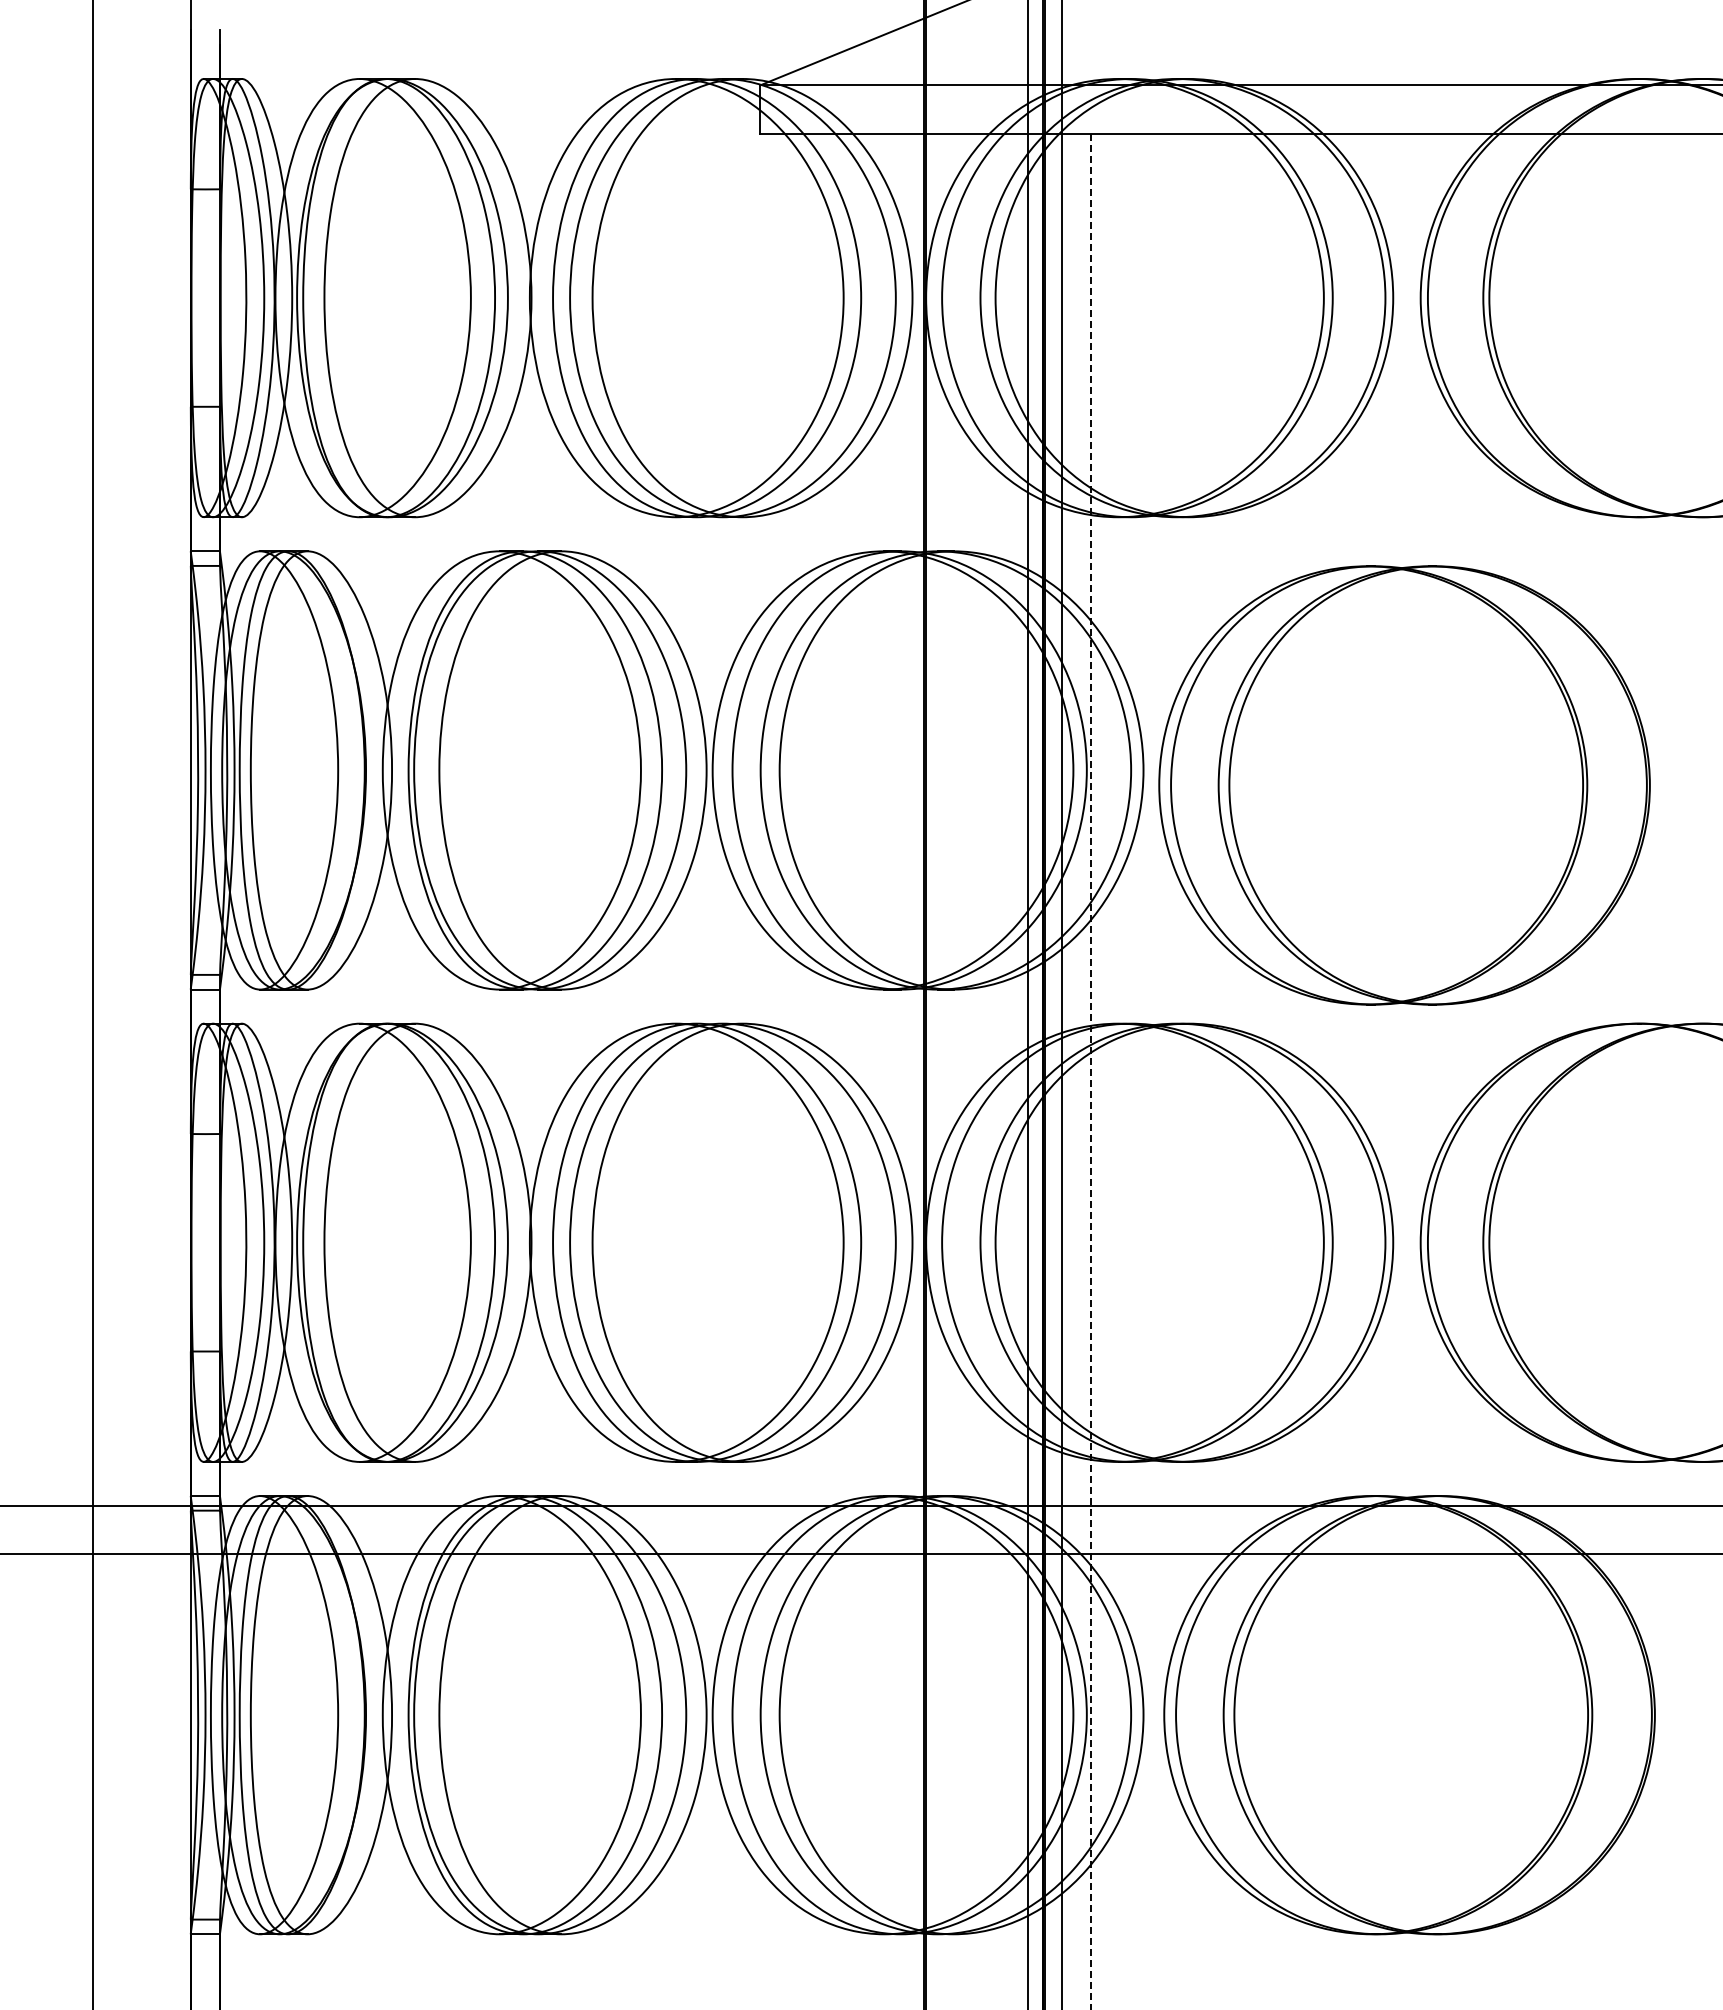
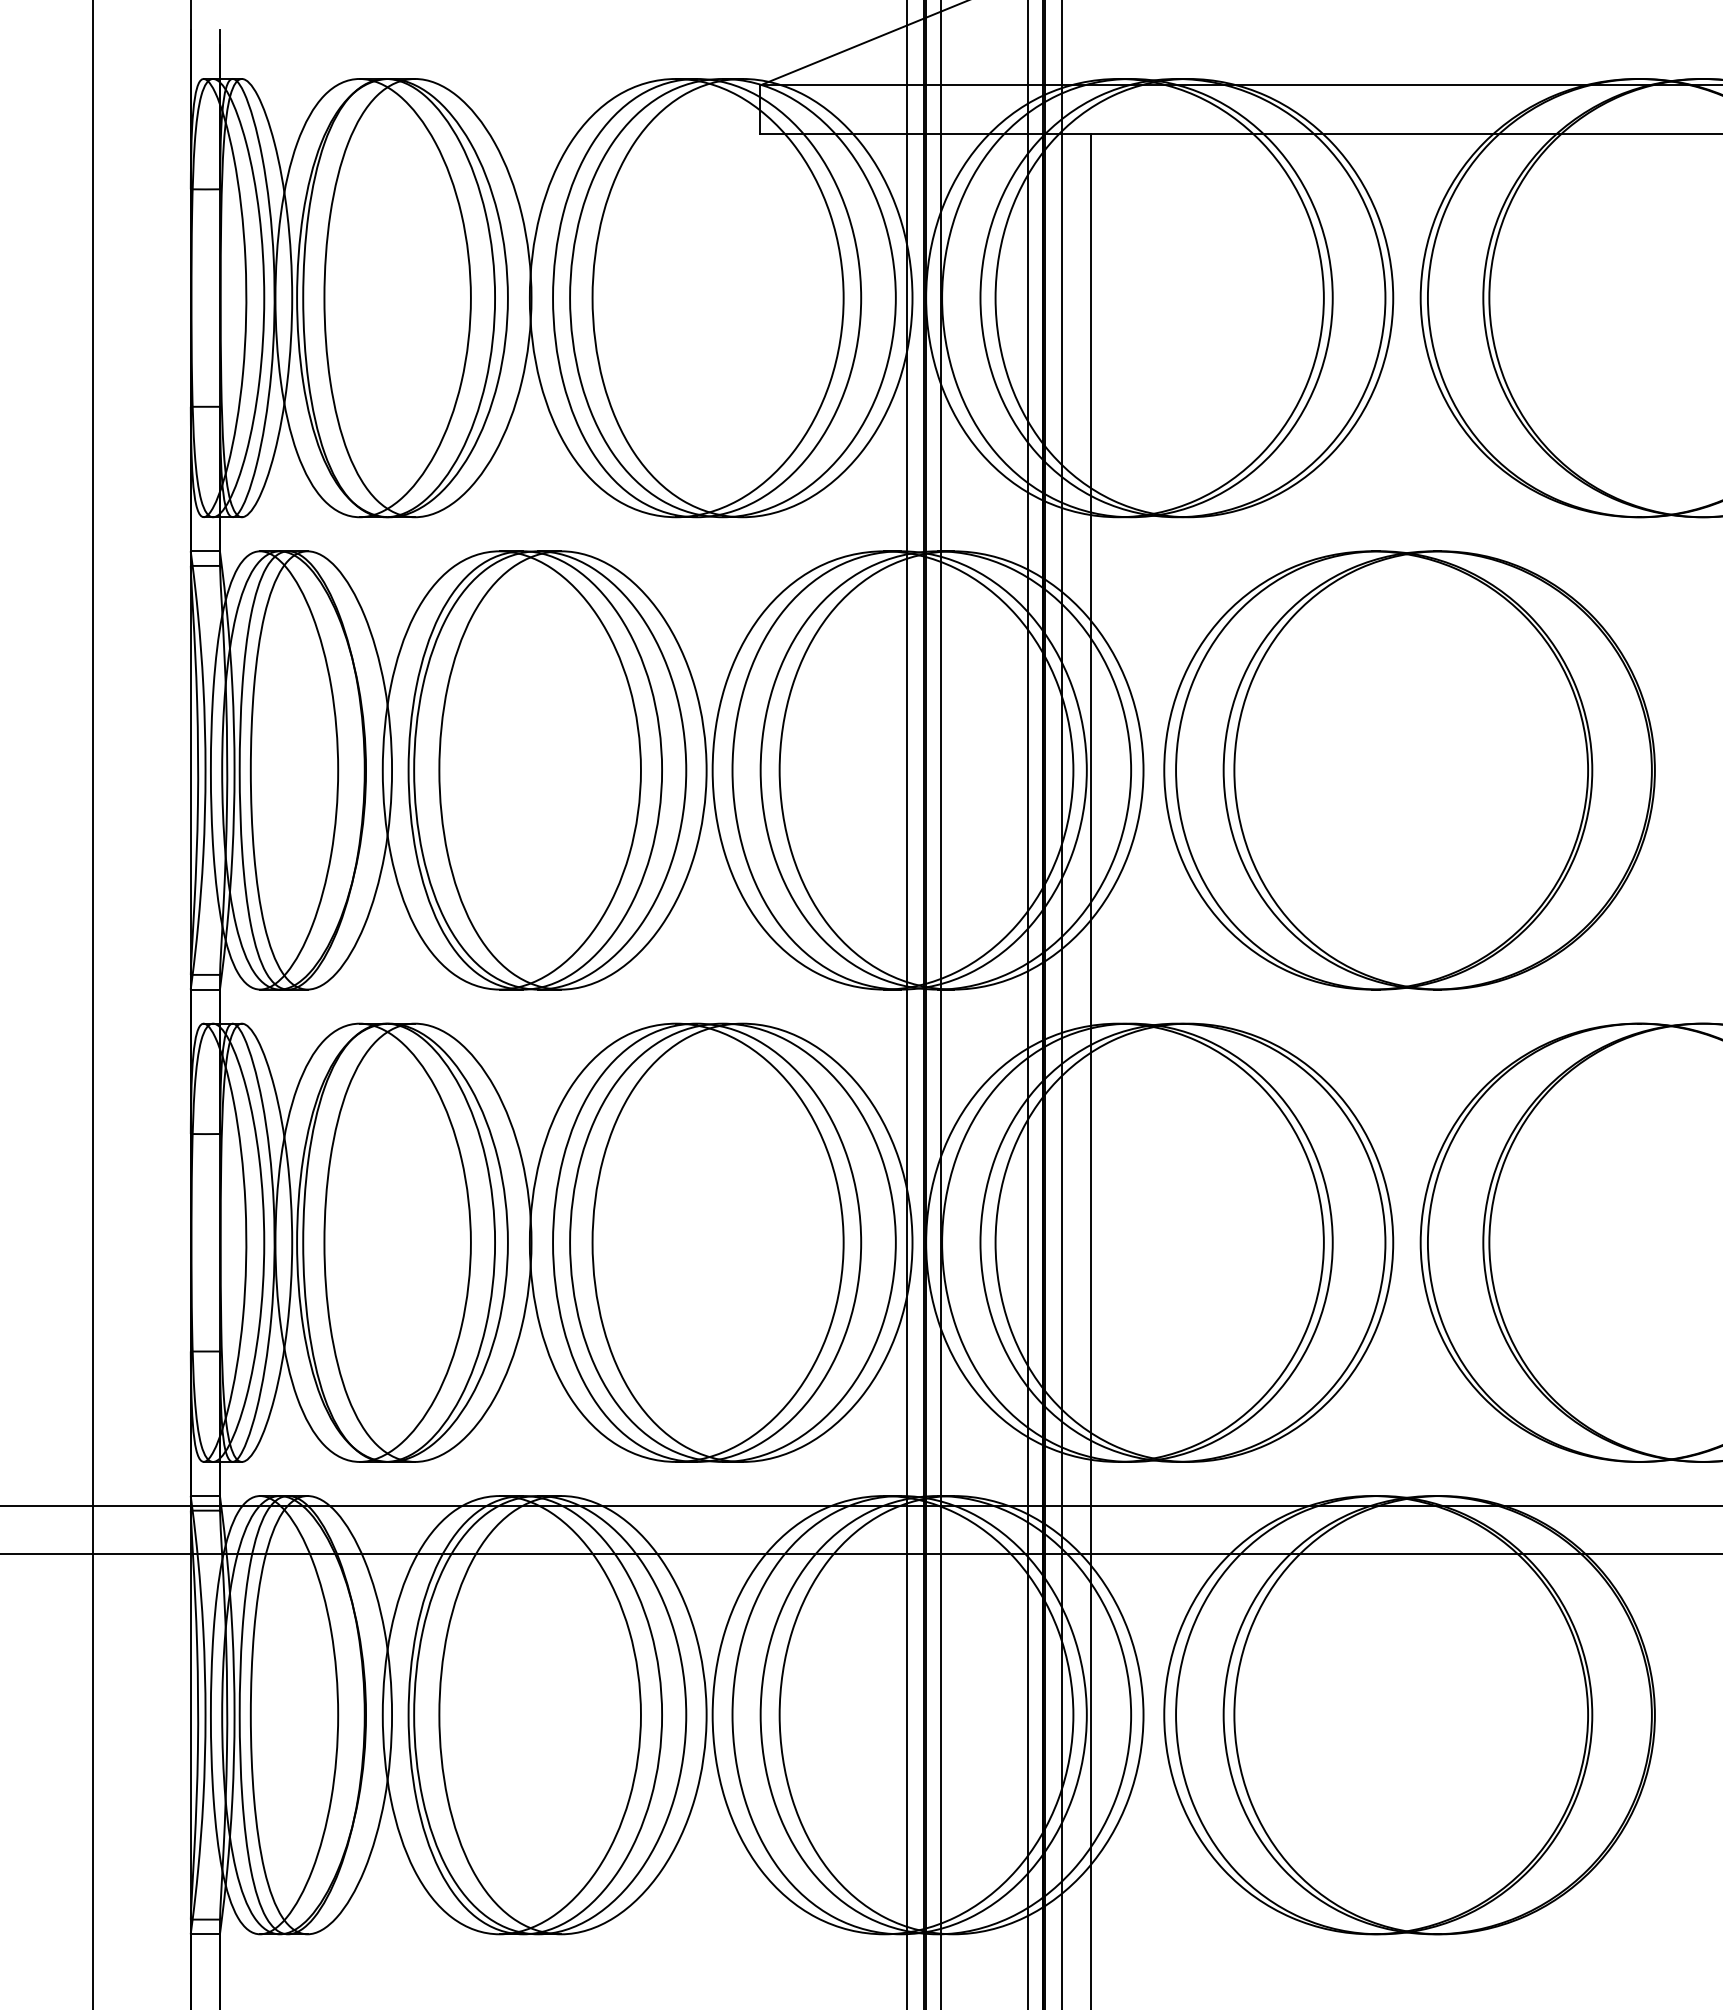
part position: (1404, 785) -> (1409, 770) (1409, 770)
line: none -> present (906, 1004)
line: none -> present (940, 1004)
line: dashed -> solid (1090, 1071)
